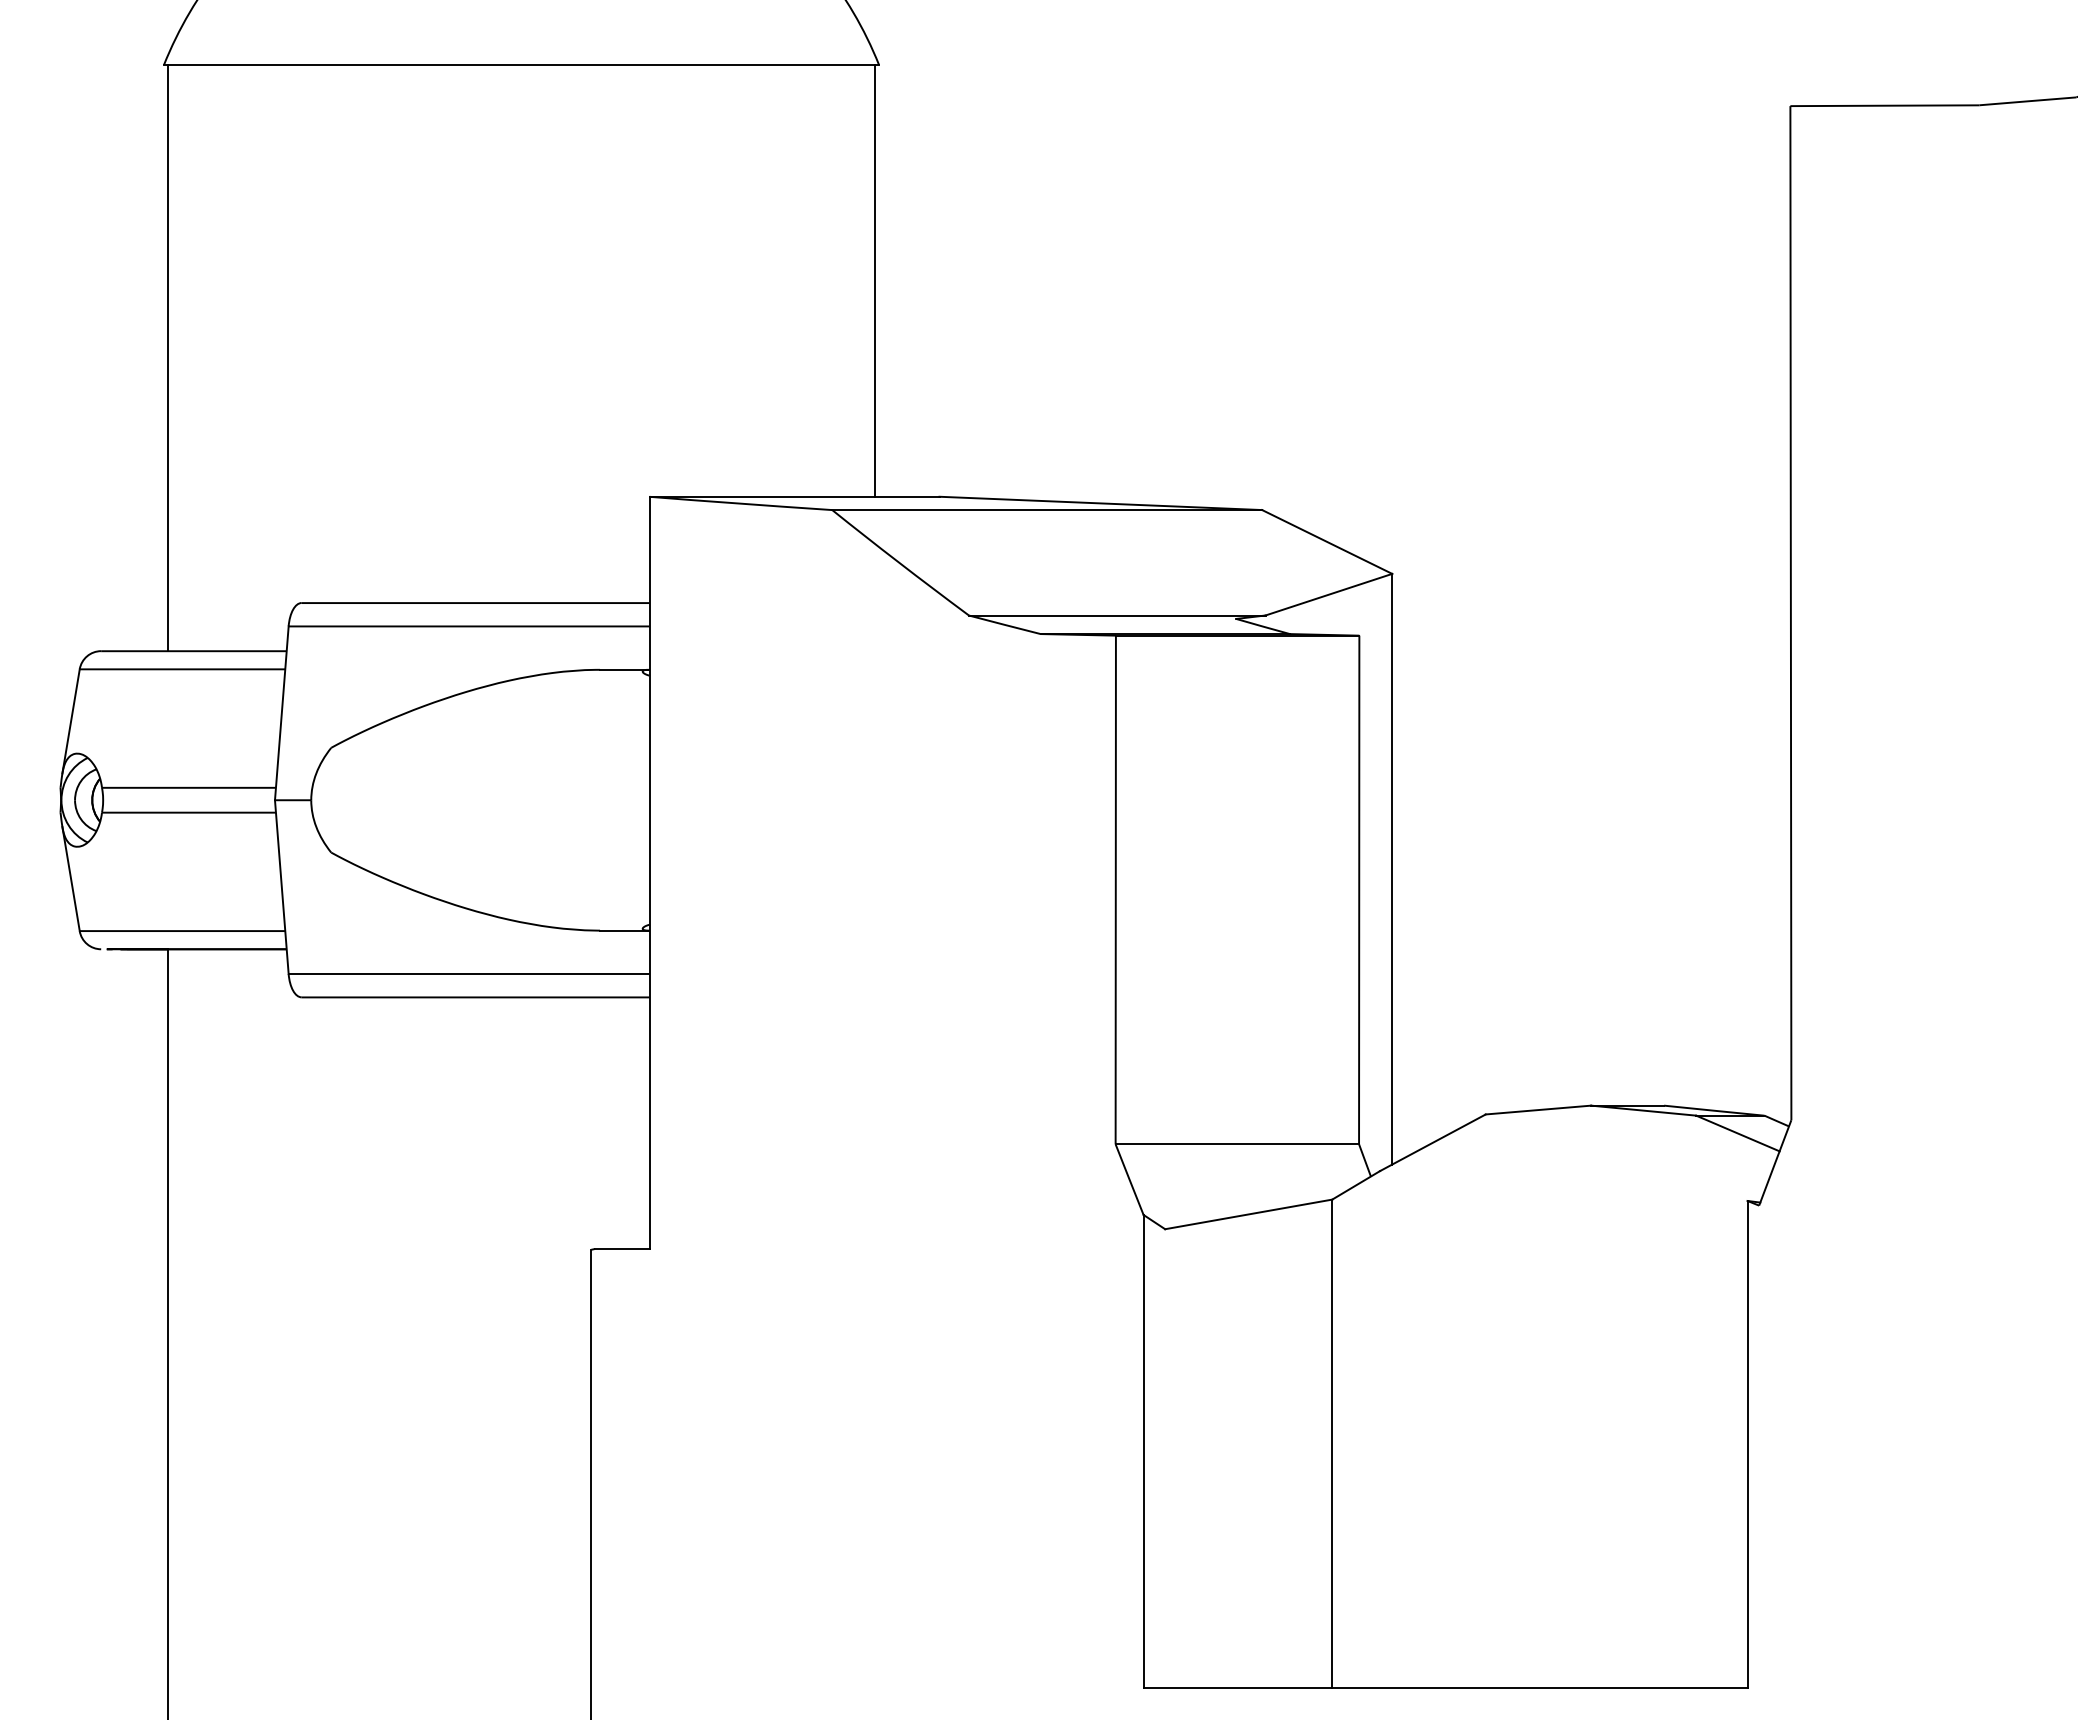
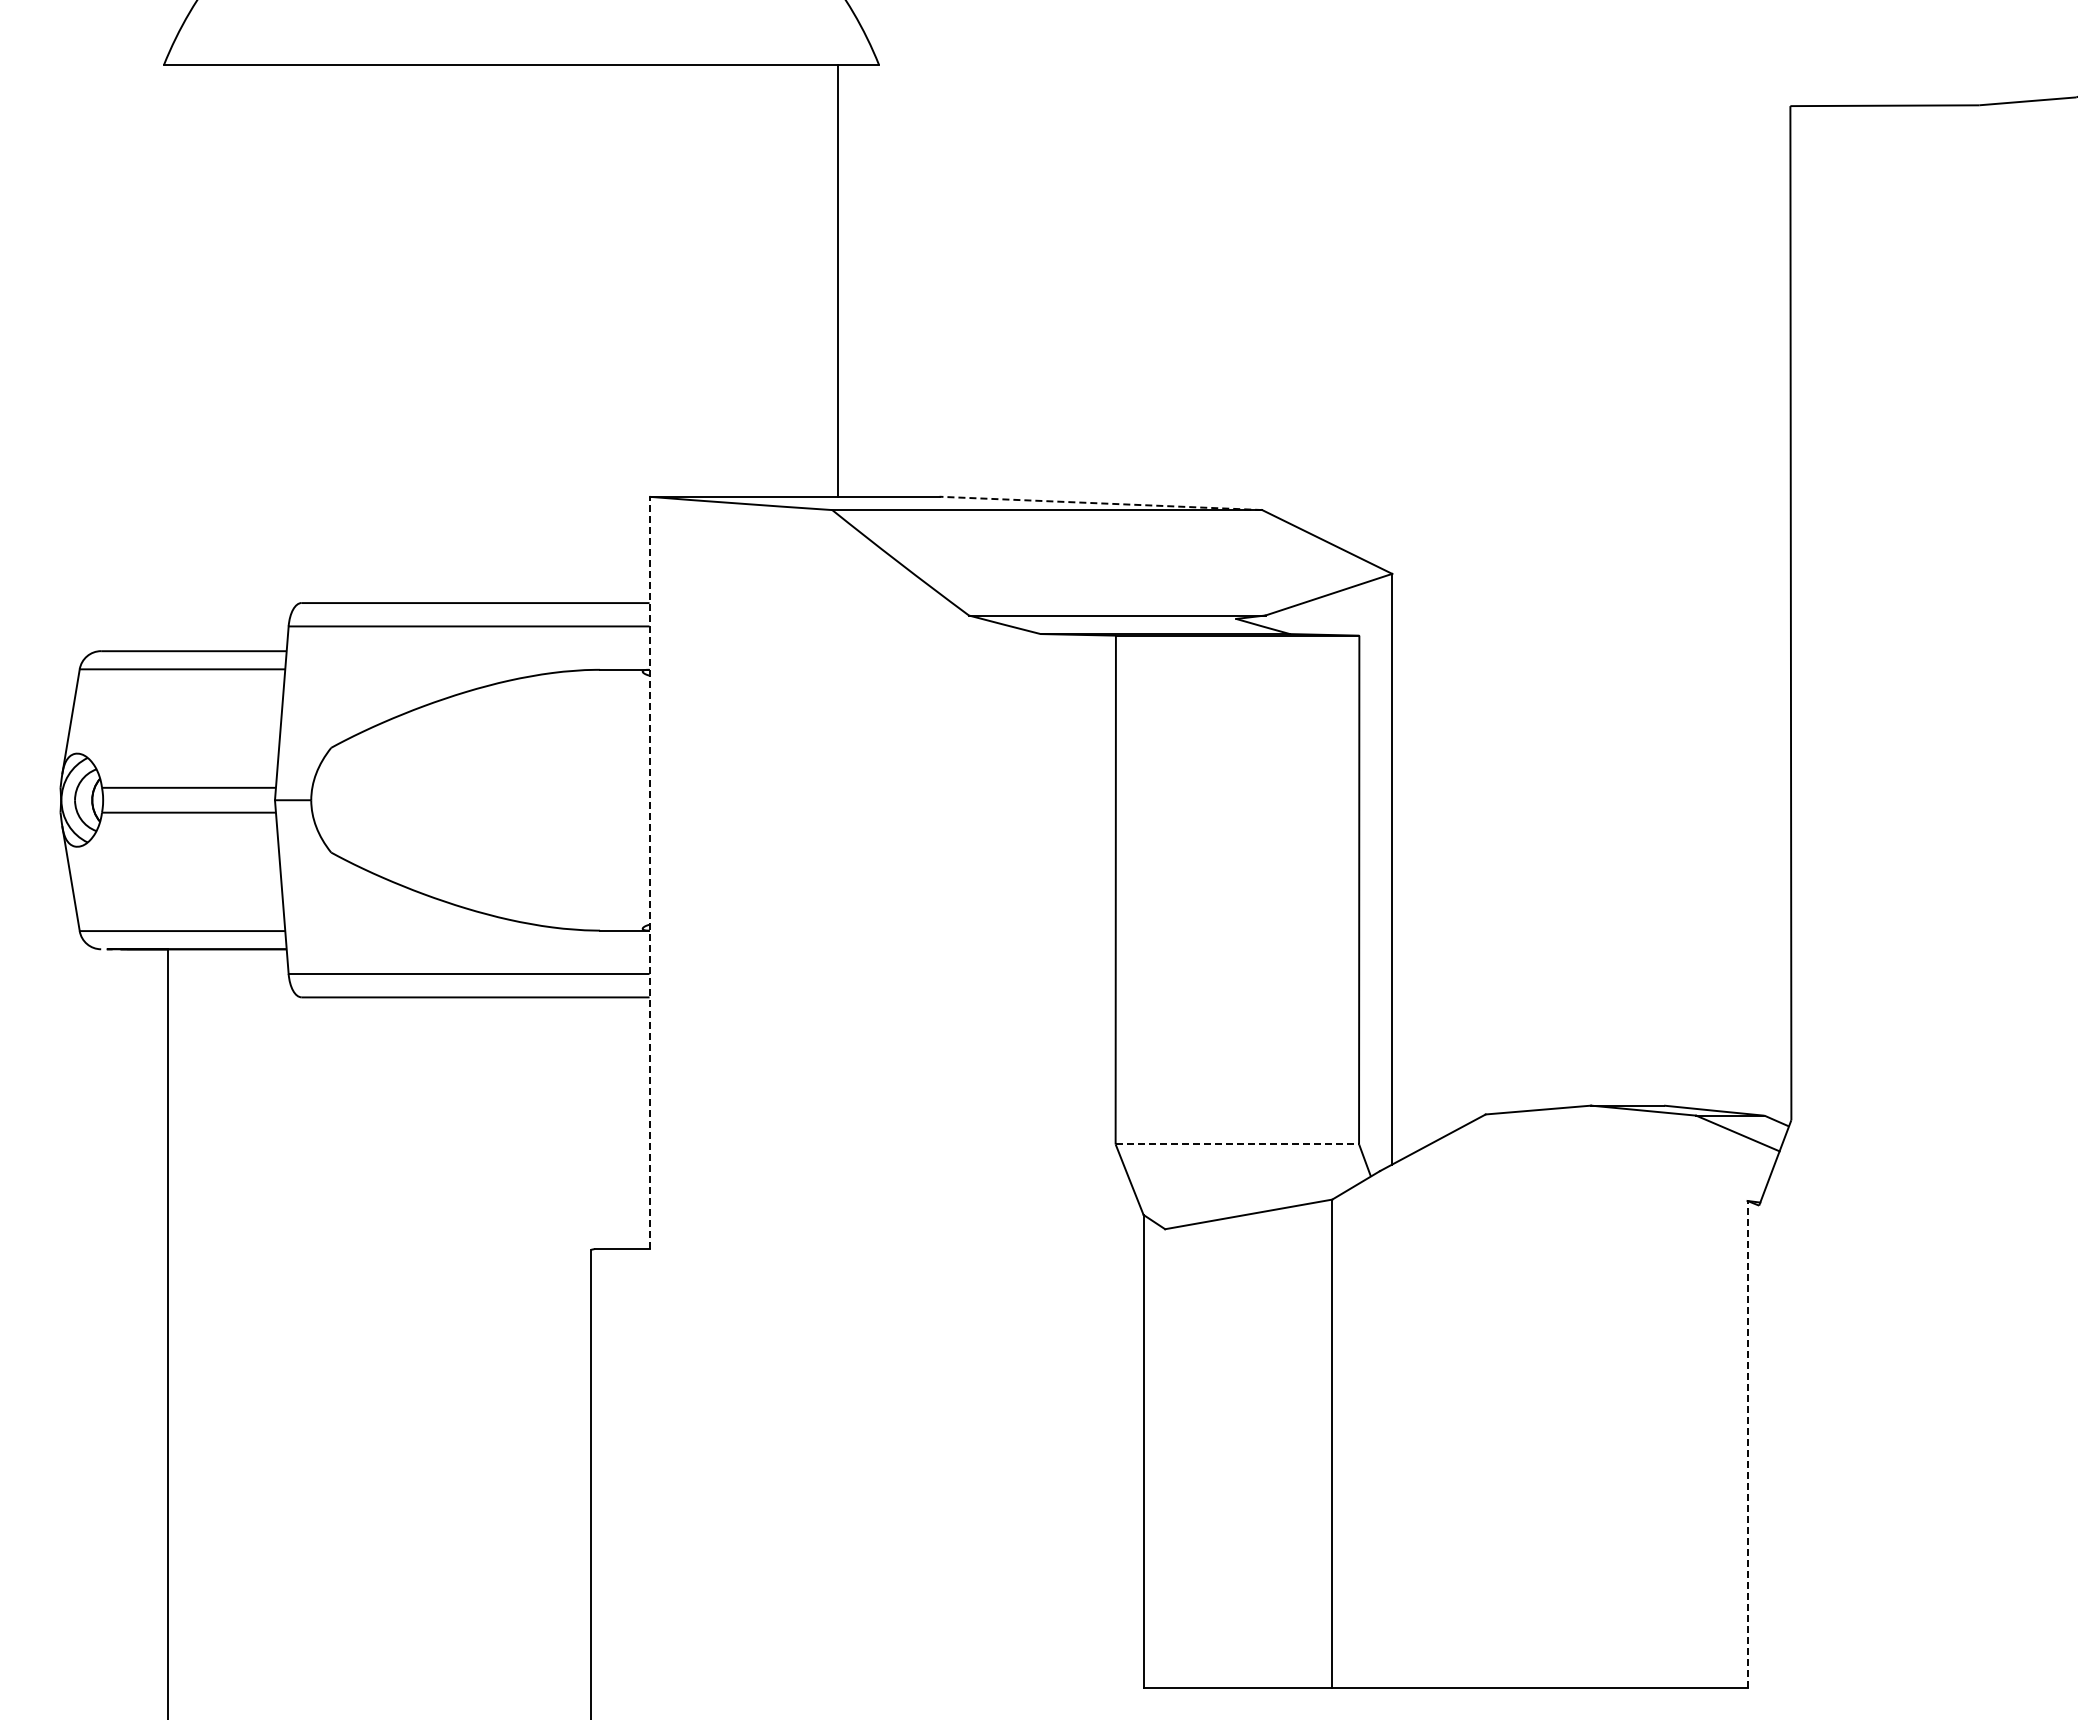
line position: (875, 280) -> (838, 280) (838, 280)
line: present -> none (167, 358)
line: solid -> dashed (1100, 503)
line: solid -> dashed (649, 872)
line: solid -> dashed (1237, 1144)
line: solid -> dashed (1747, 1443)
